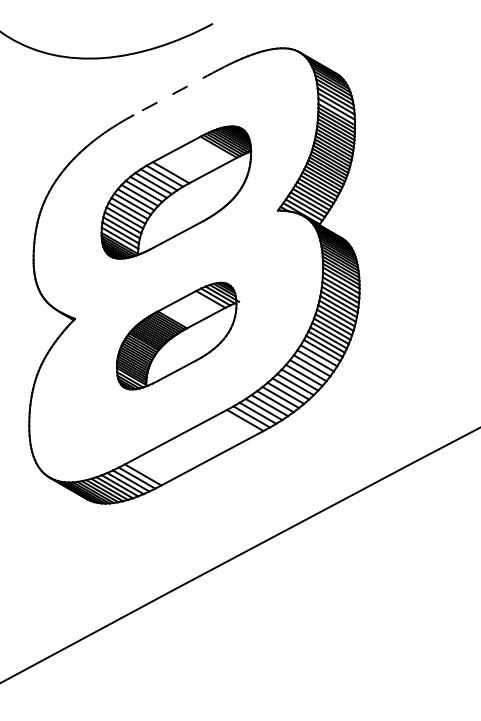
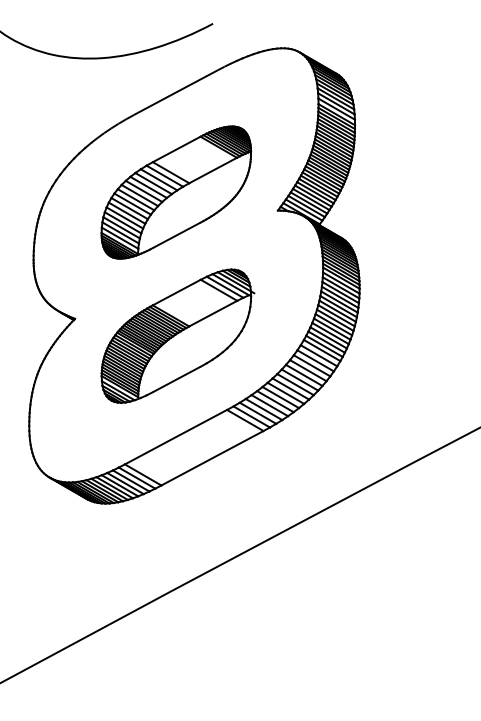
arc: dashed -> solid (176, 92)
part size: 125x110 px -> 156x136 px (177, 335)
